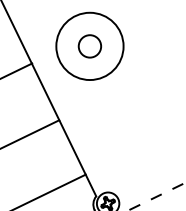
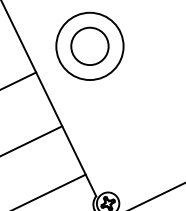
circle diameter: 22 px -> 37 px (89, 46)
line position: (17, 70) -> (19, 80) (19, 80)
line position: (30, 133) -> (32, 140) (32, 140)
line: dashed -> solid (156, 196)
